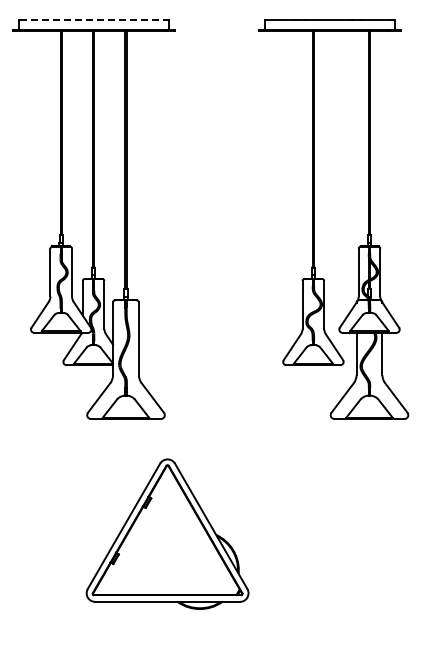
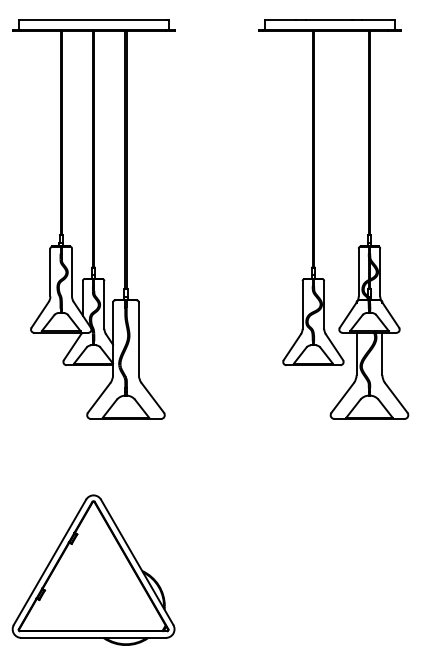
line: dashed -> solid (94, 19)
part position: (167, 533) -> (93, 569) (93, 569)
